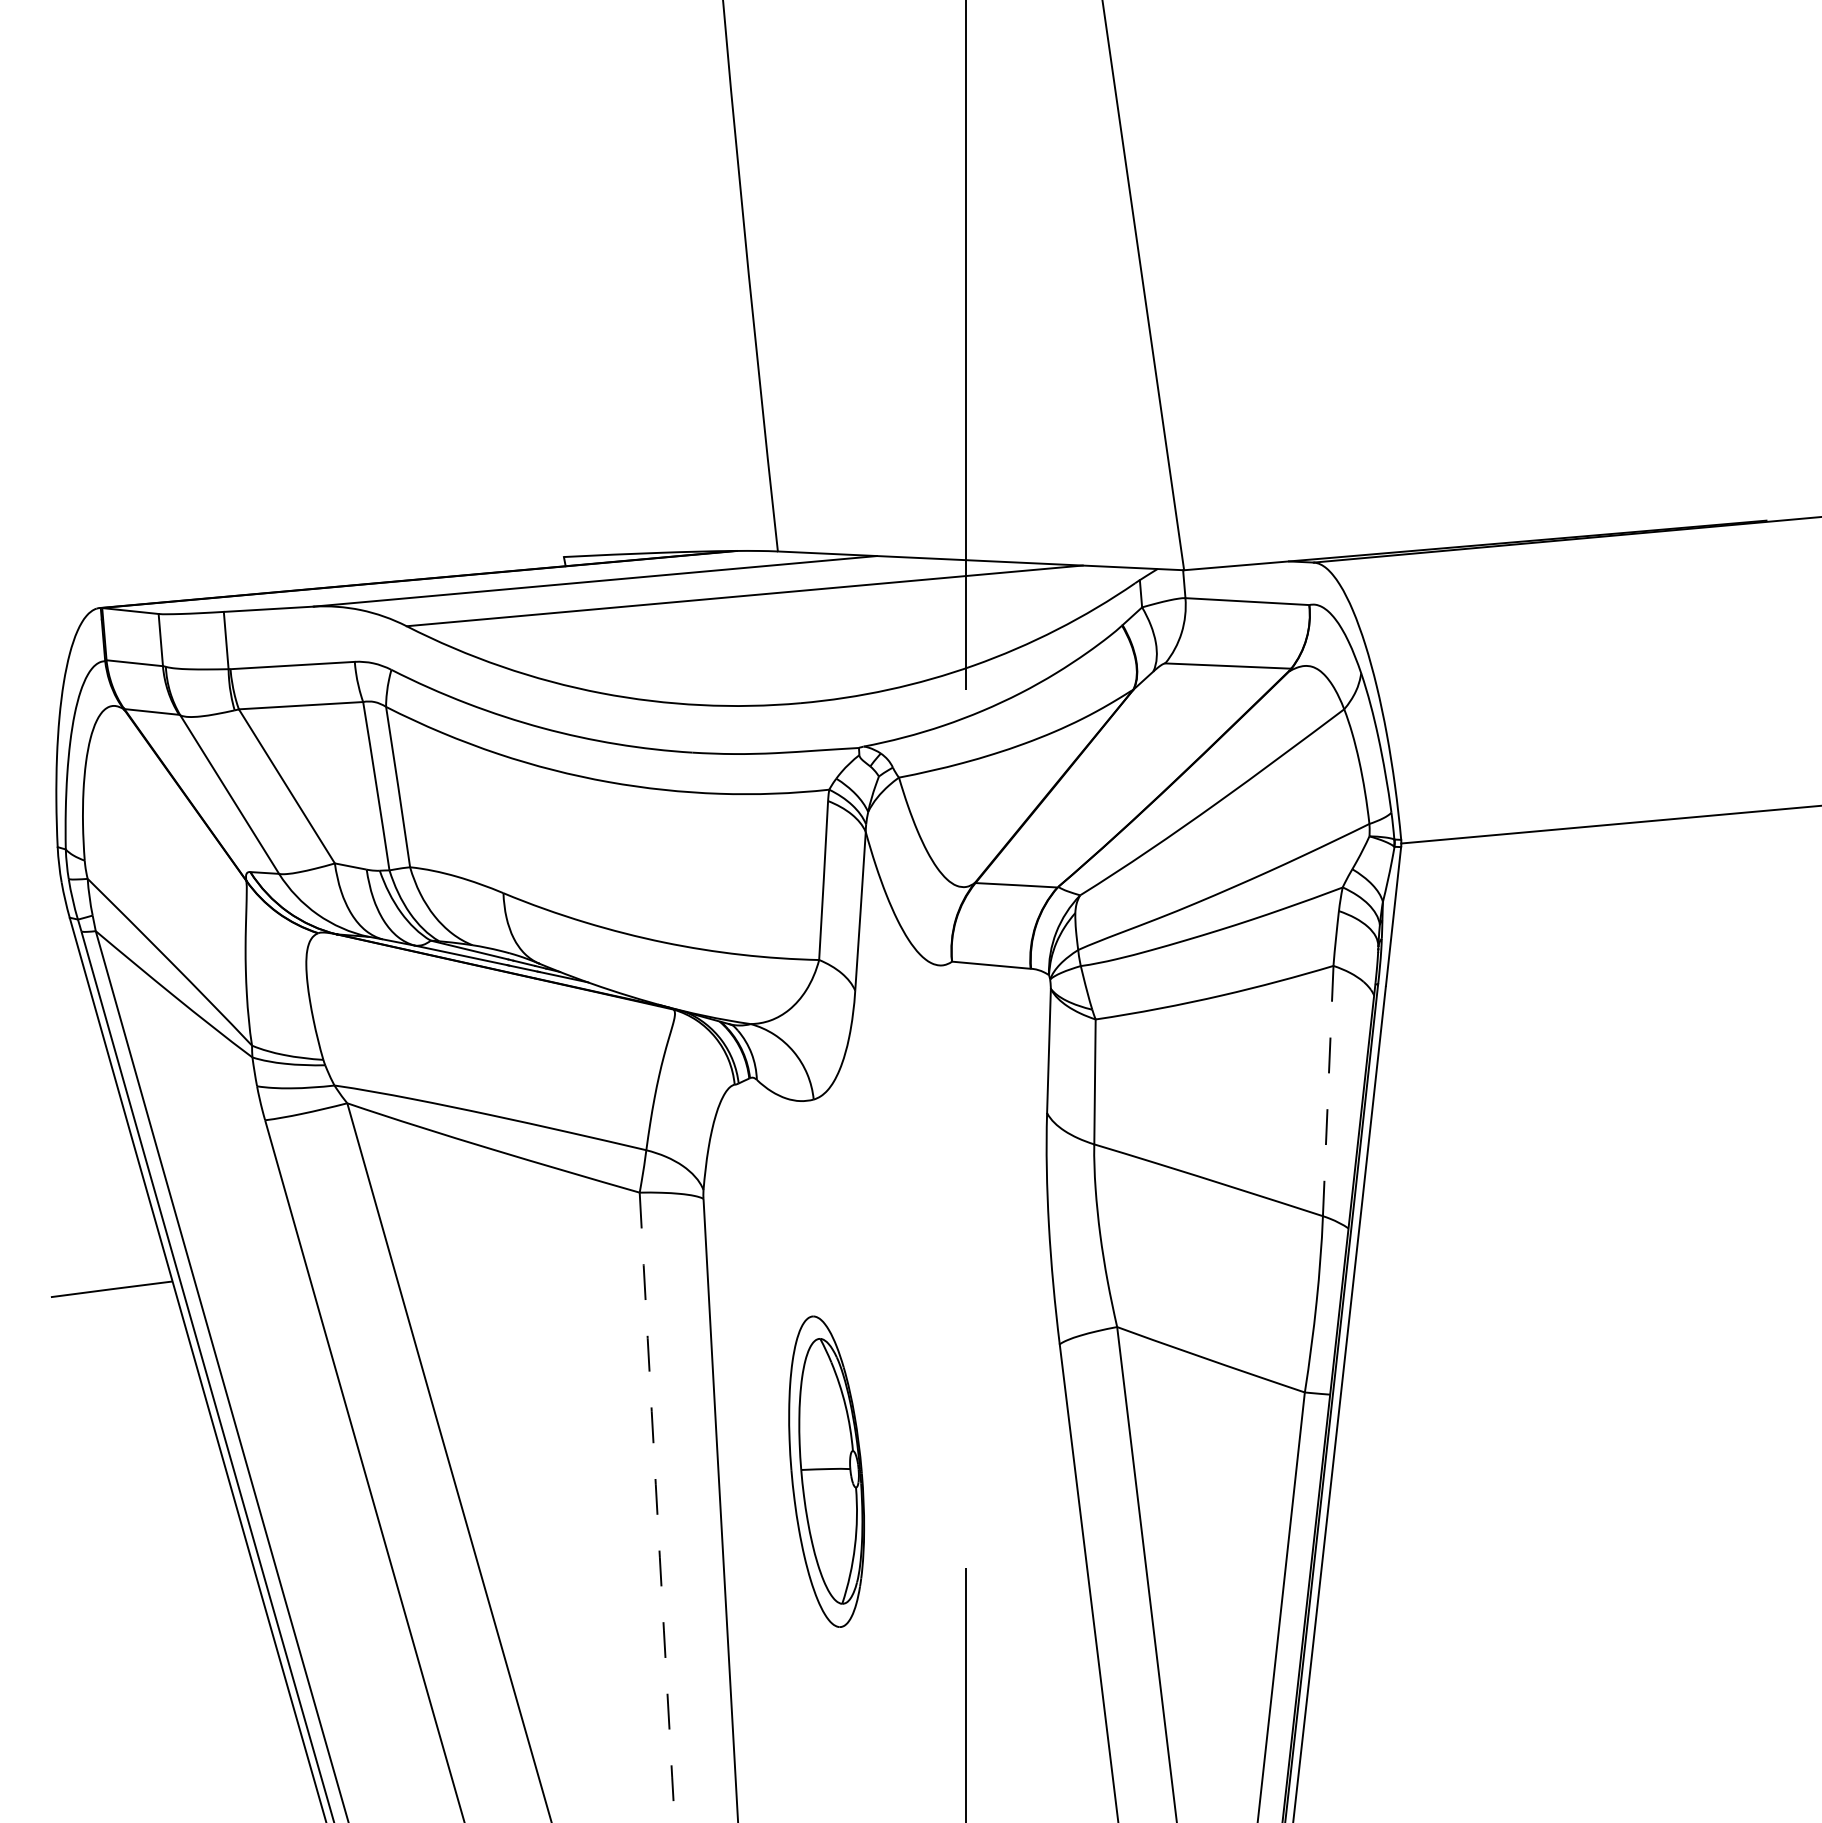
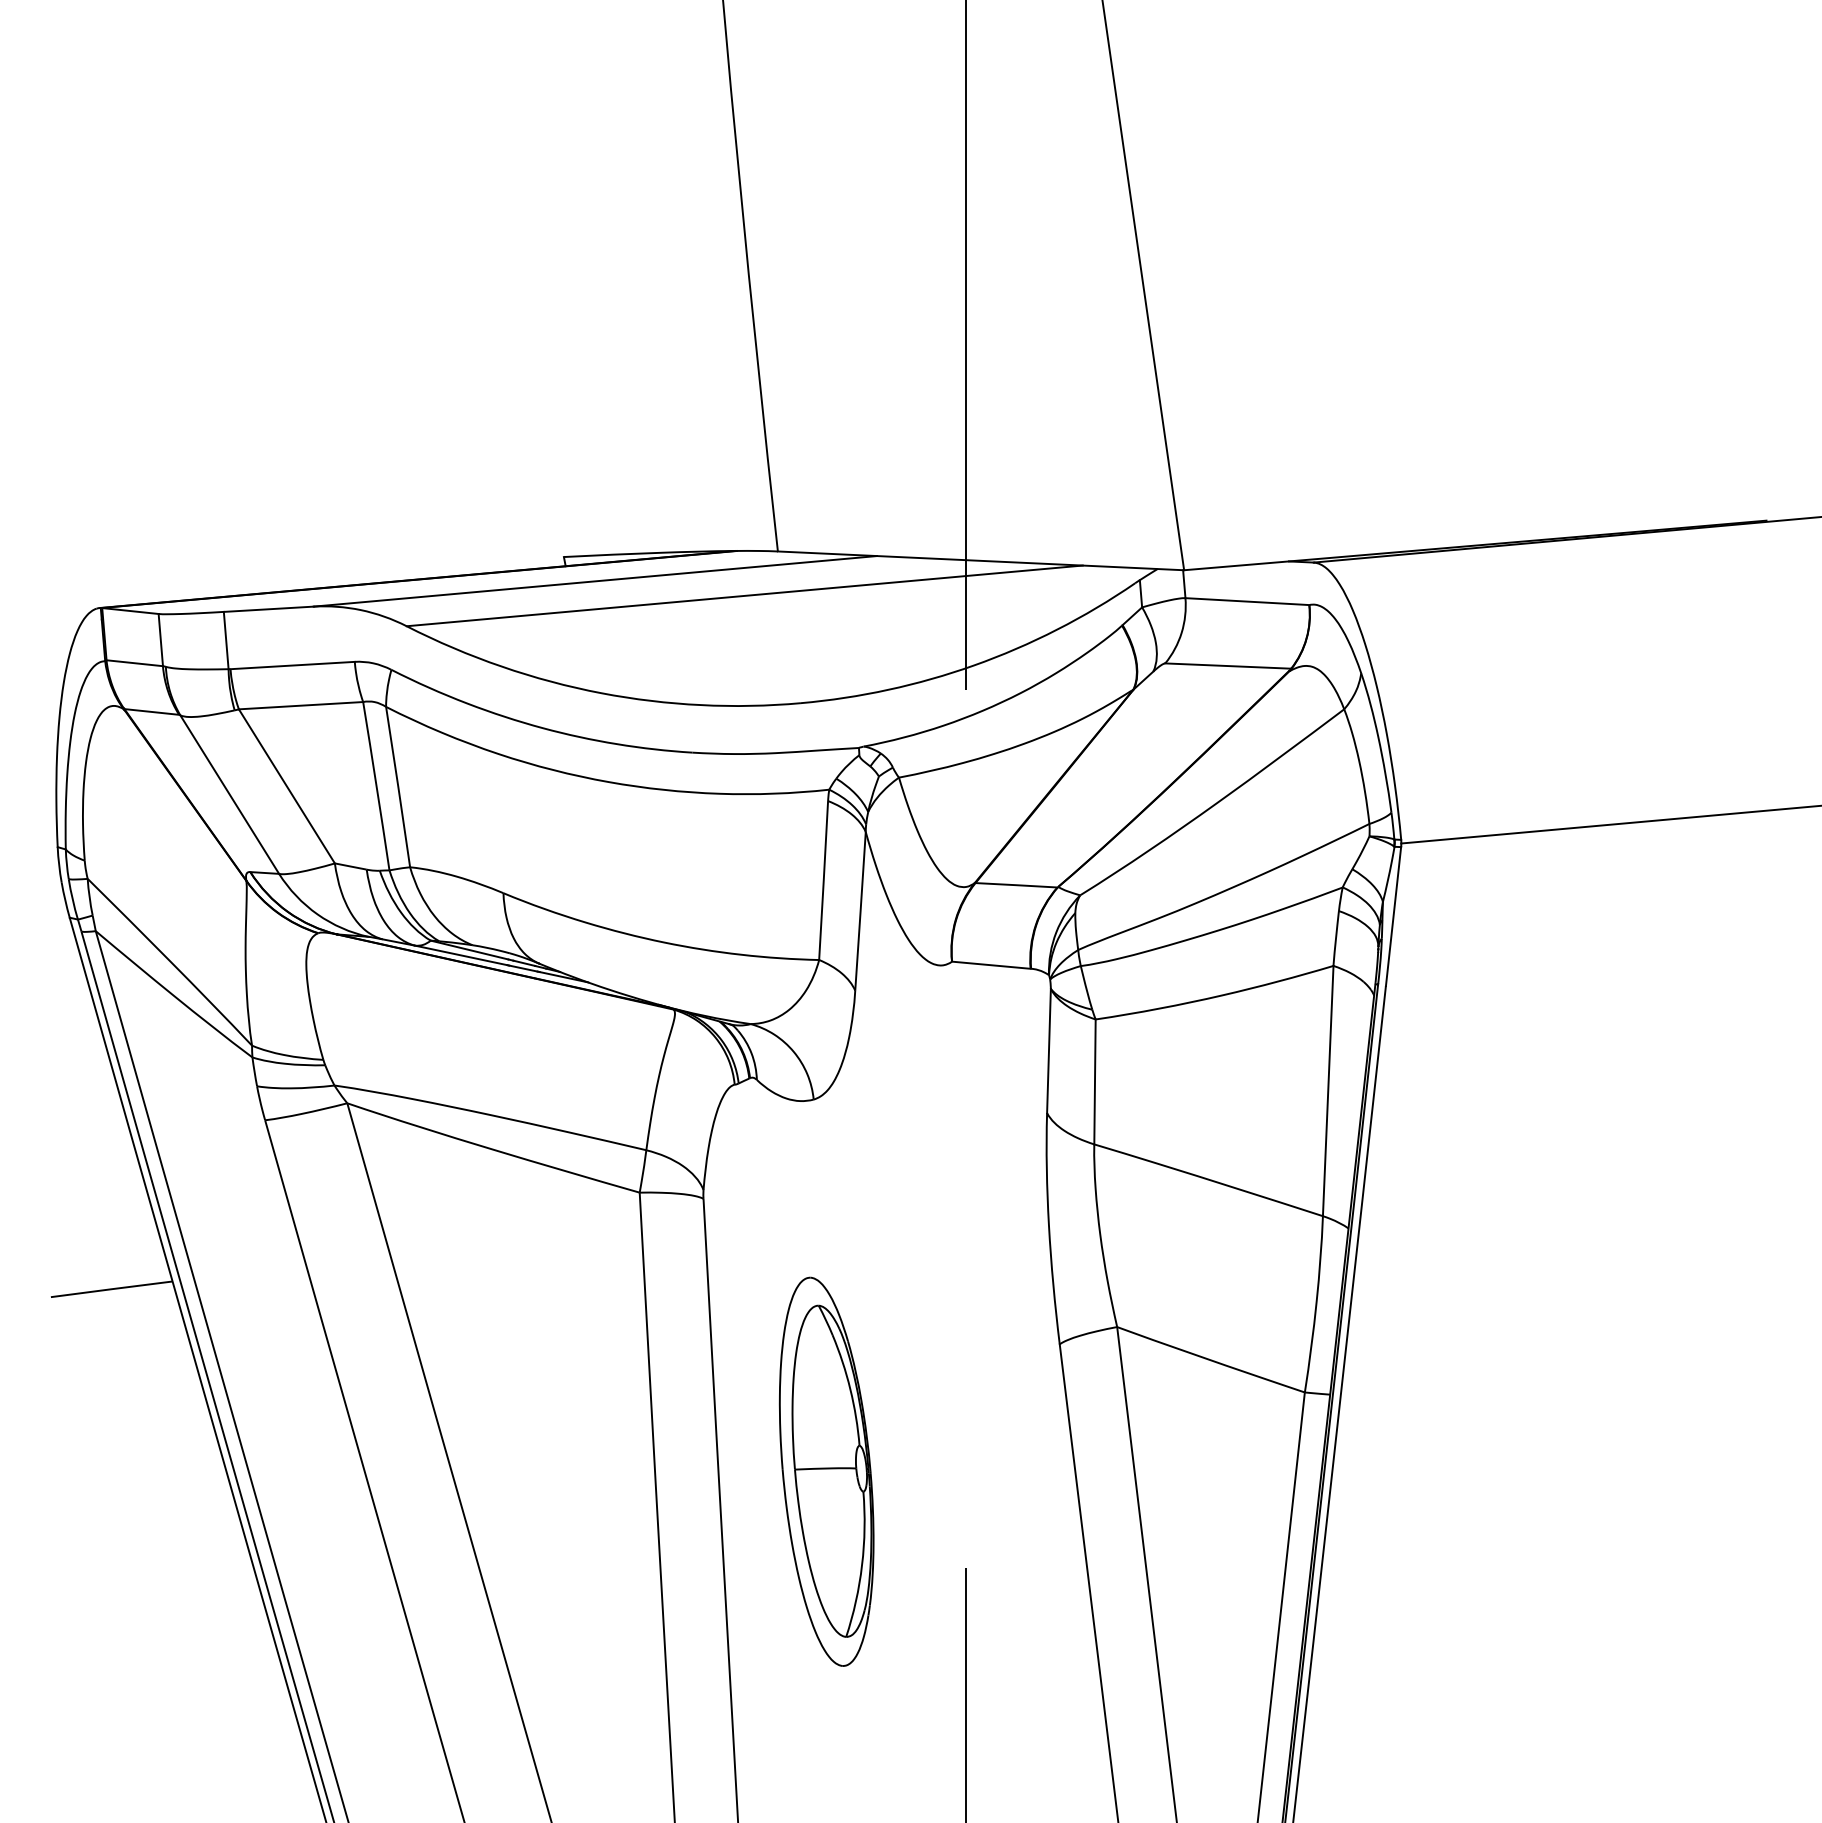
line: dashed -> solid (1328, 1091)
part size: 77x313 px -> 97x391 px (826, 1471)
arc: dashed -> solid (657, 1507)
